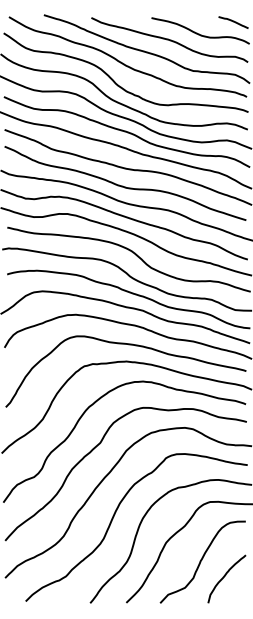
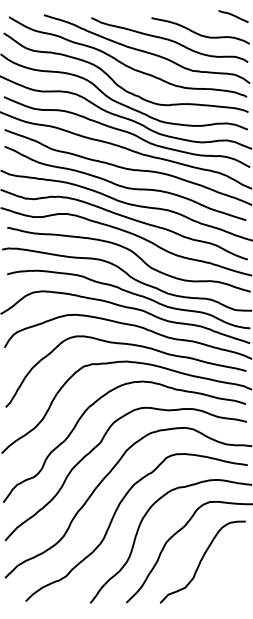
curve position: (233, 22) -> (233, 16) (233, 16)
curve: present -> none (225, 576)
